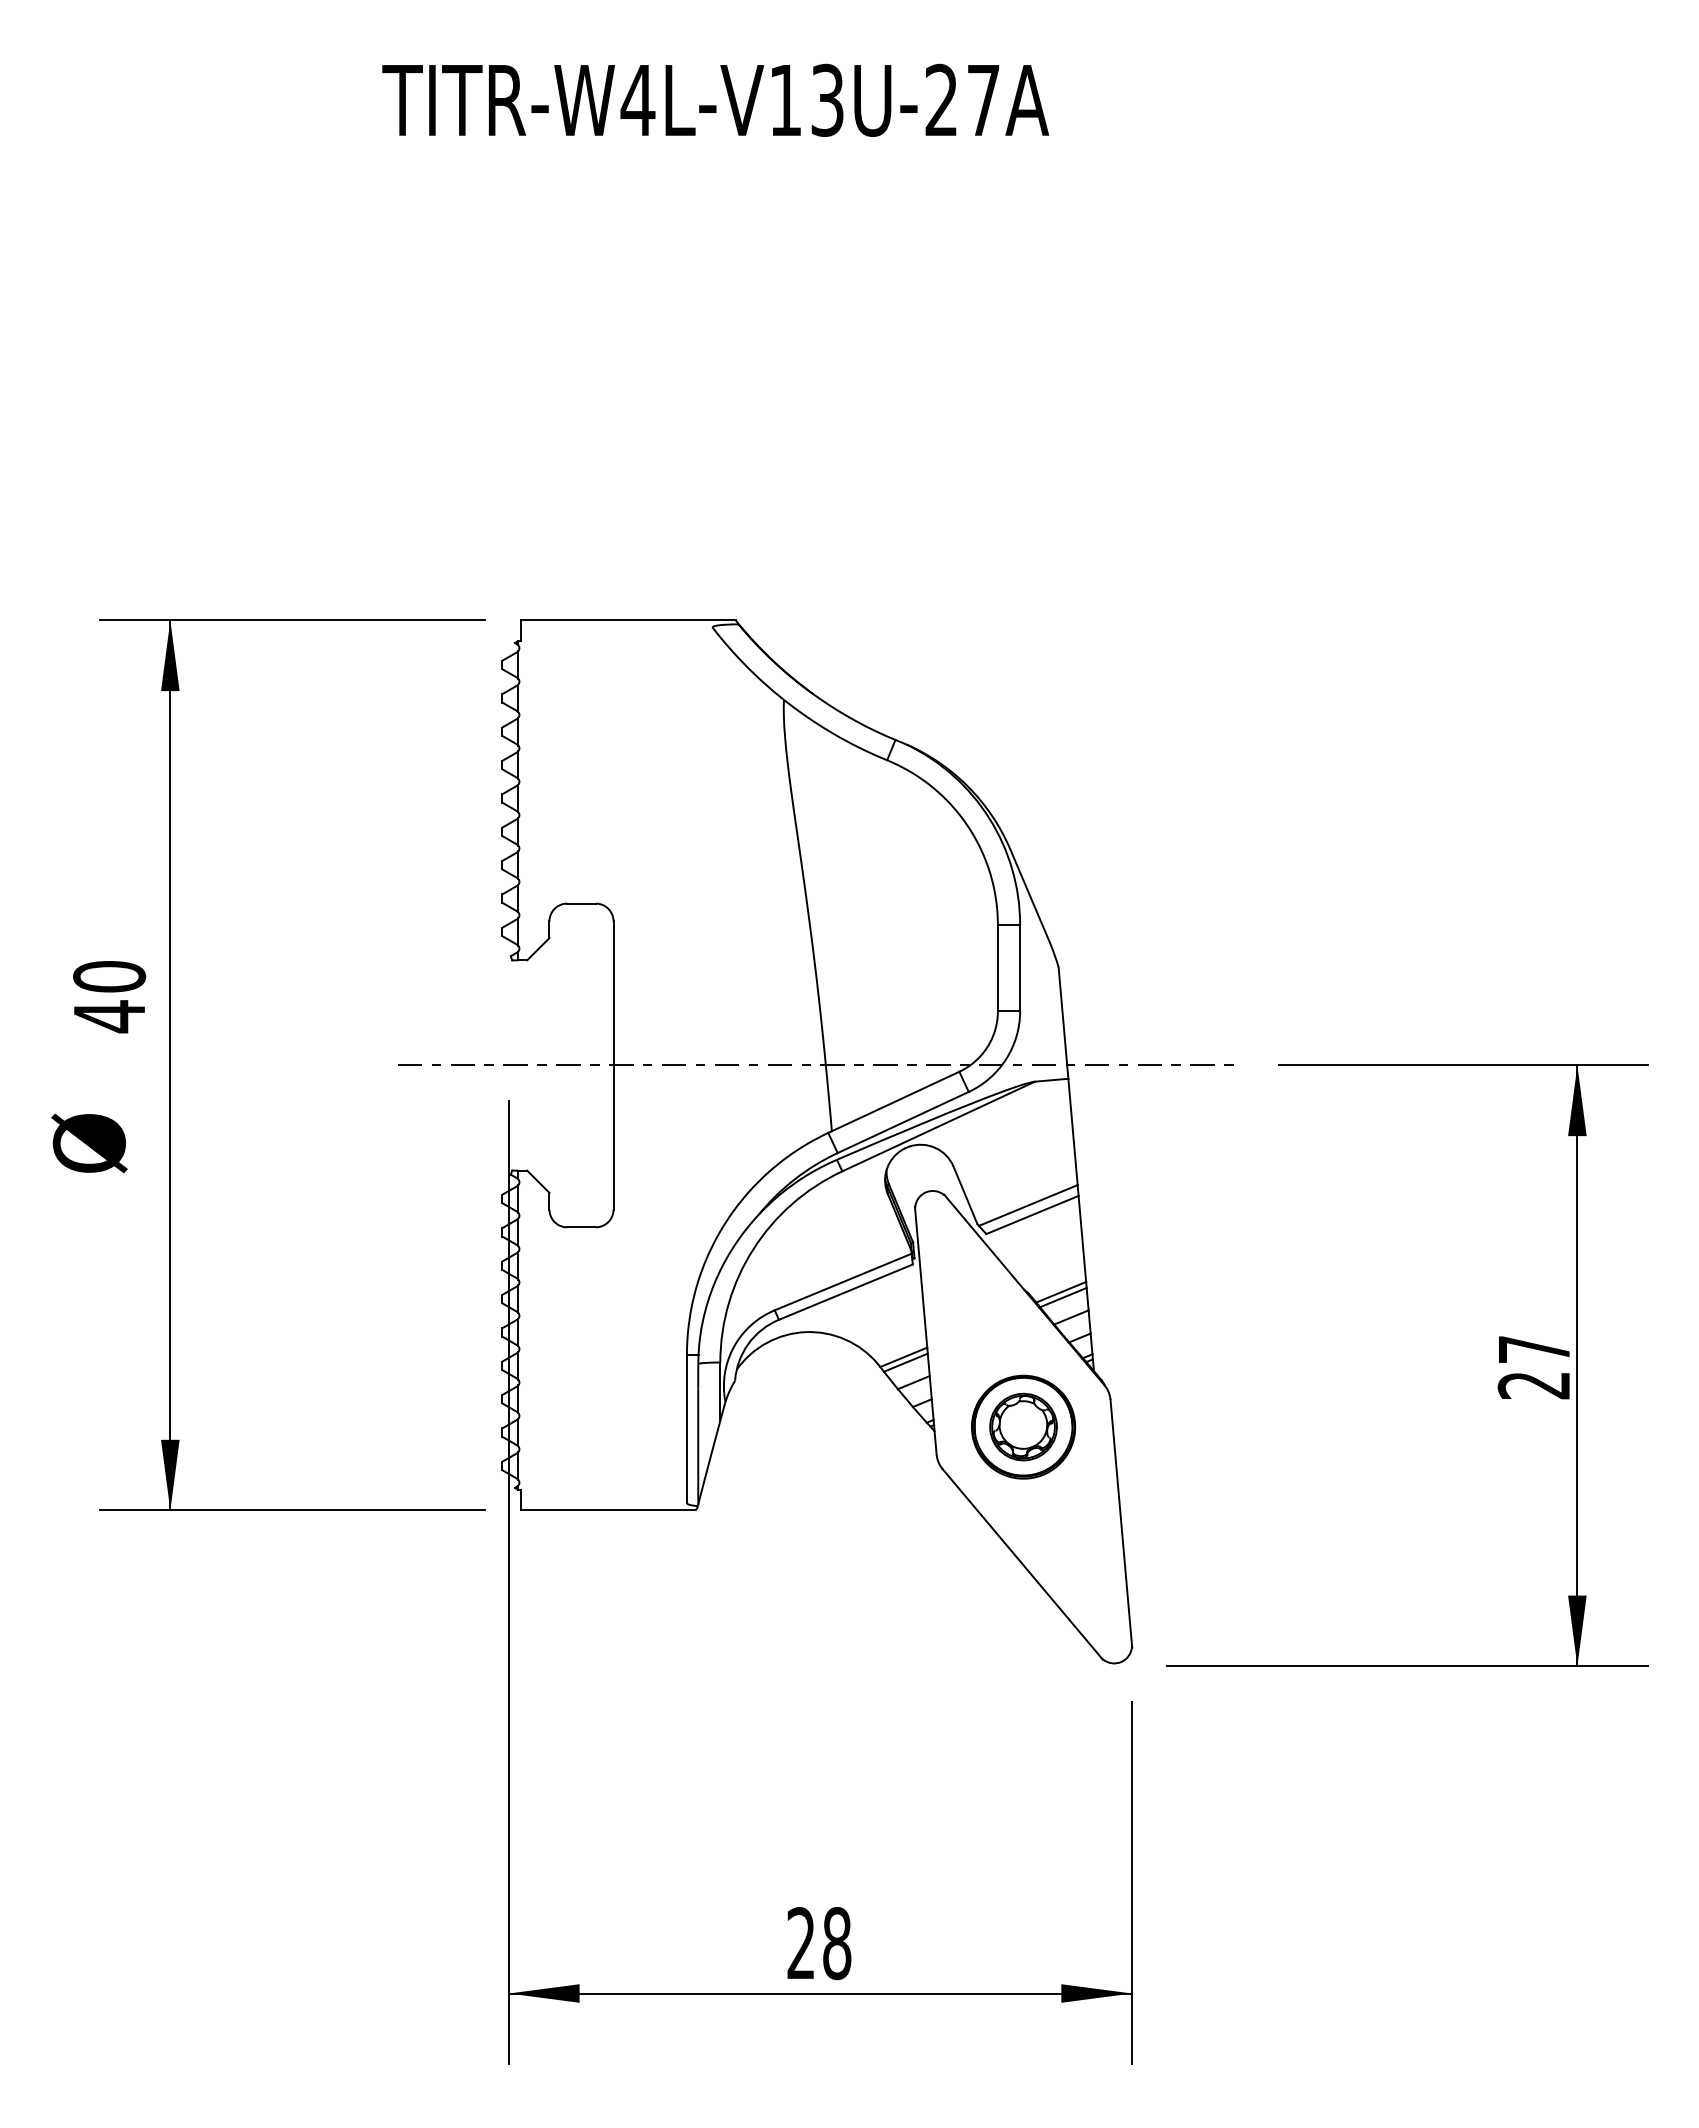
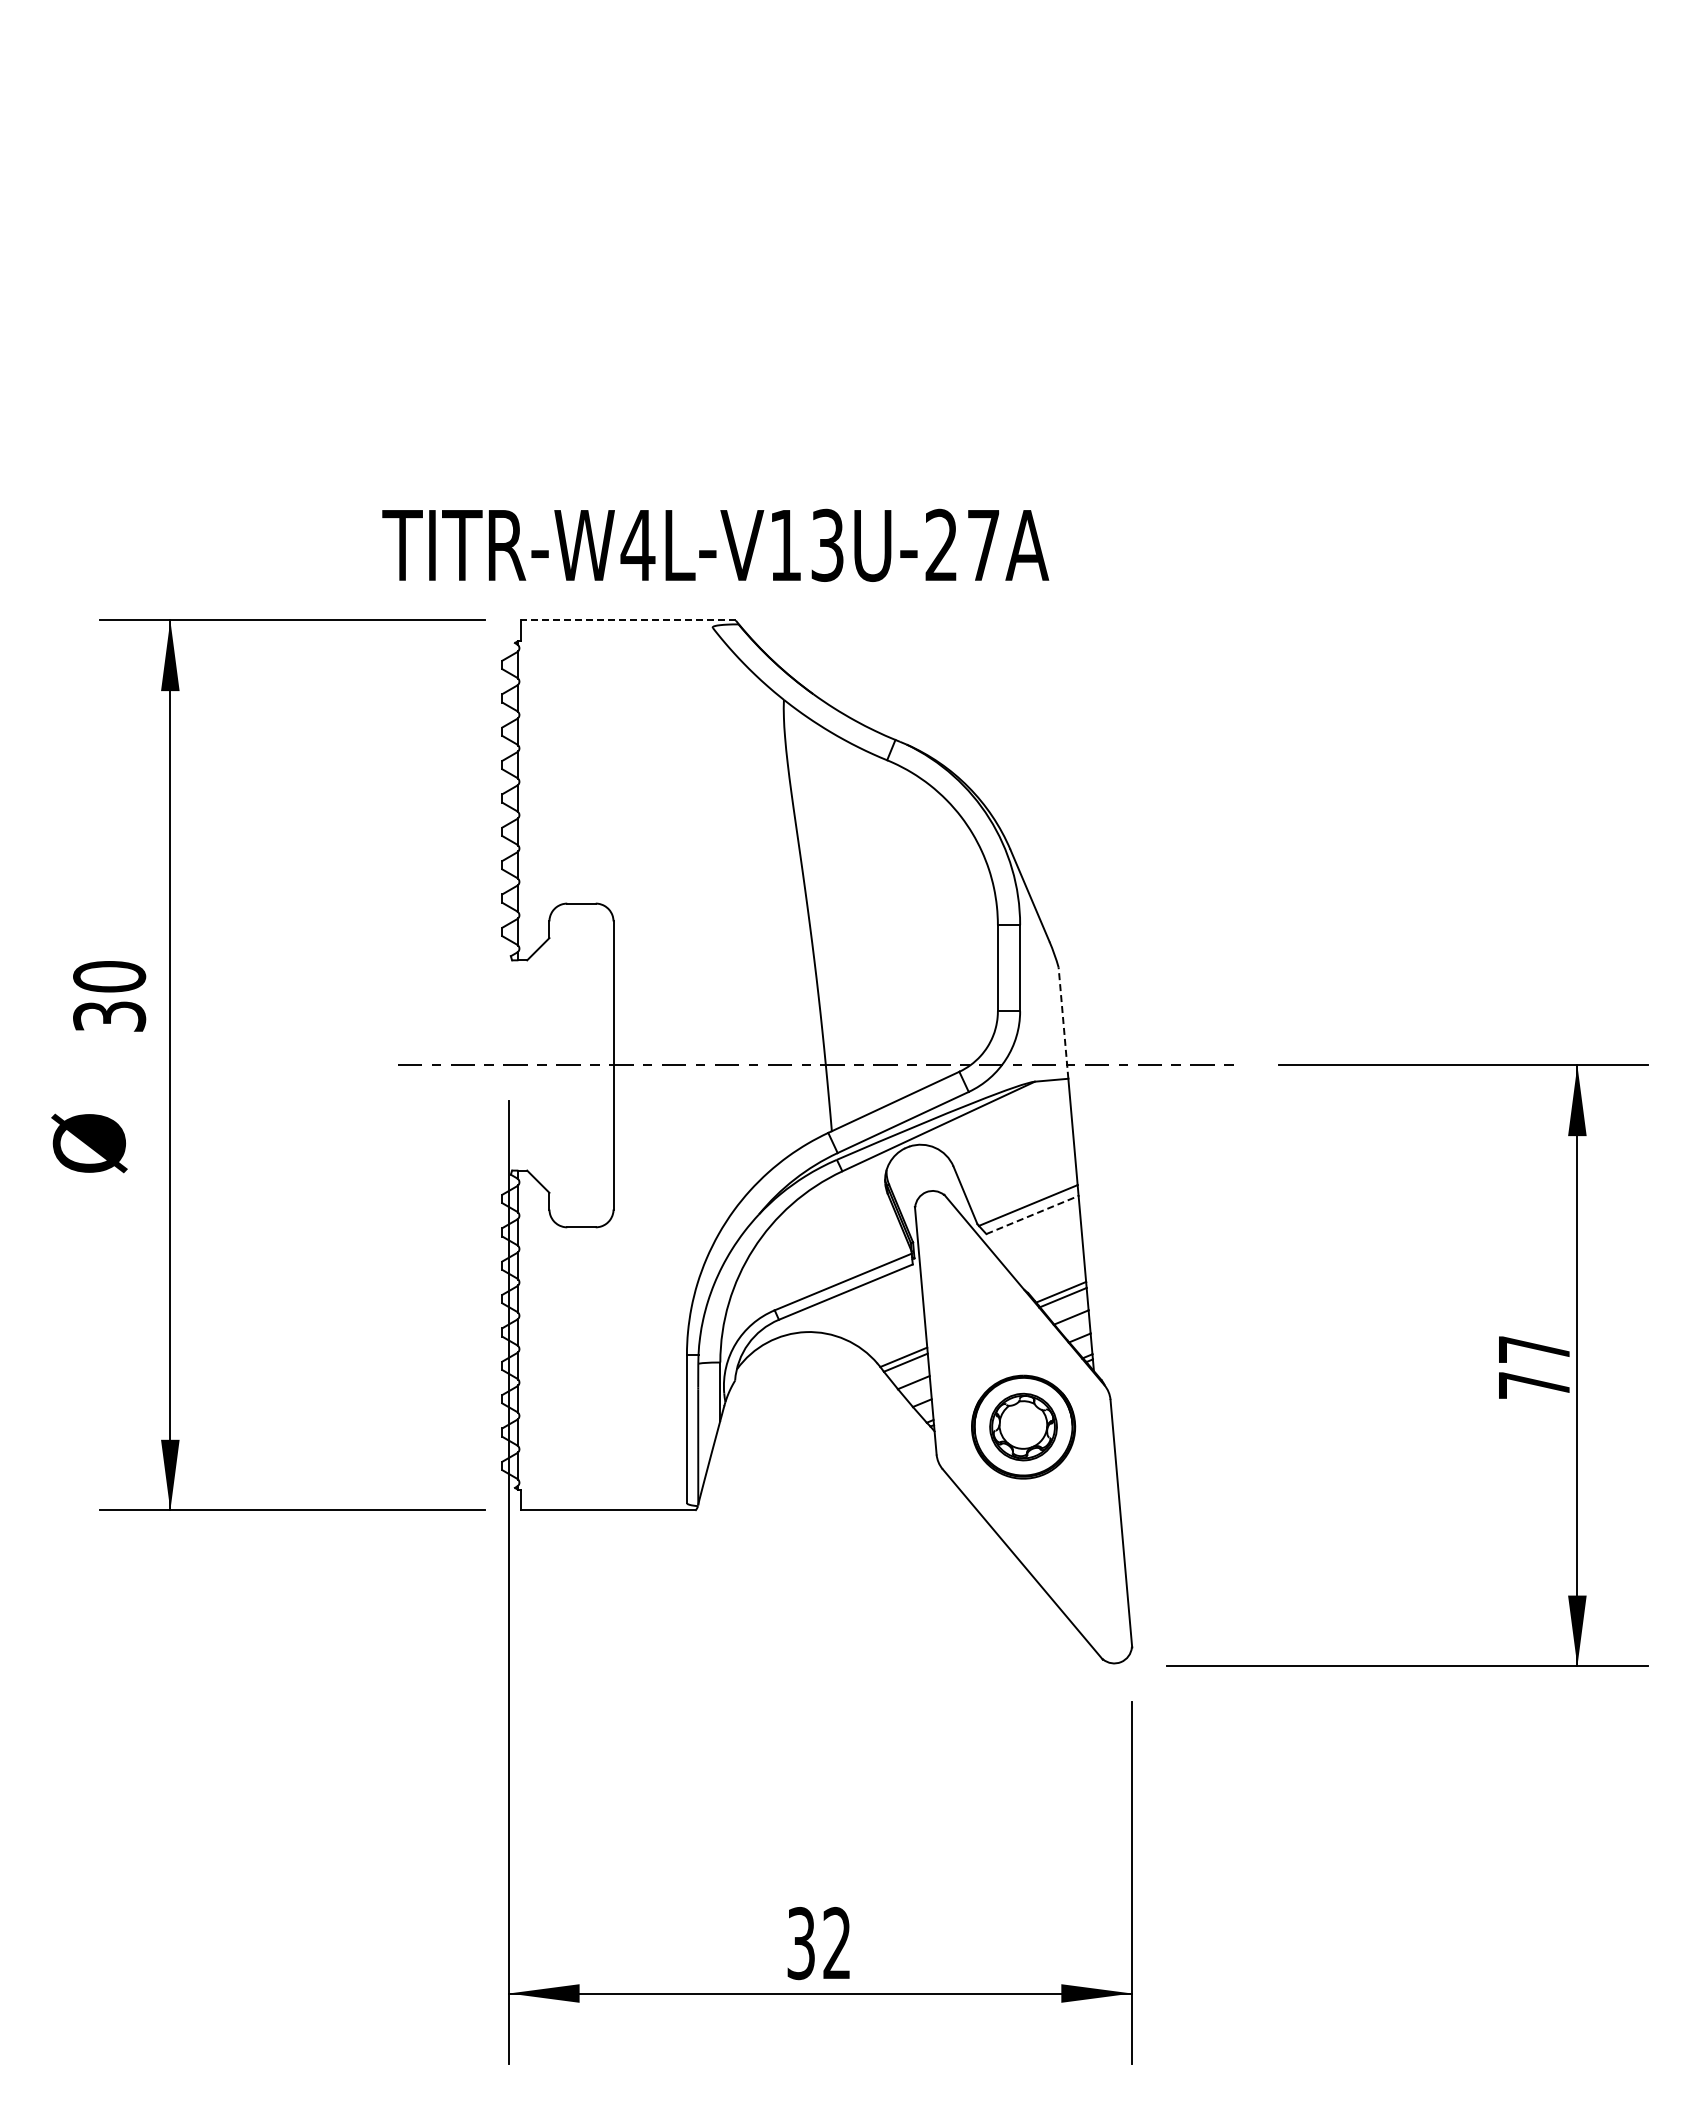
text position: (715, 99) -> (715, 544) (715, 544)
line: solid -> dashed (628, 620)
text: 40 -> 30 (109, 1016)
line: solid -> dashed (1063, 1023)
line: solid -> dashed (1032, 1214)
text: 27 -> 77 (1533, 1385)
text: 28 -> 32 (819, 1943)
